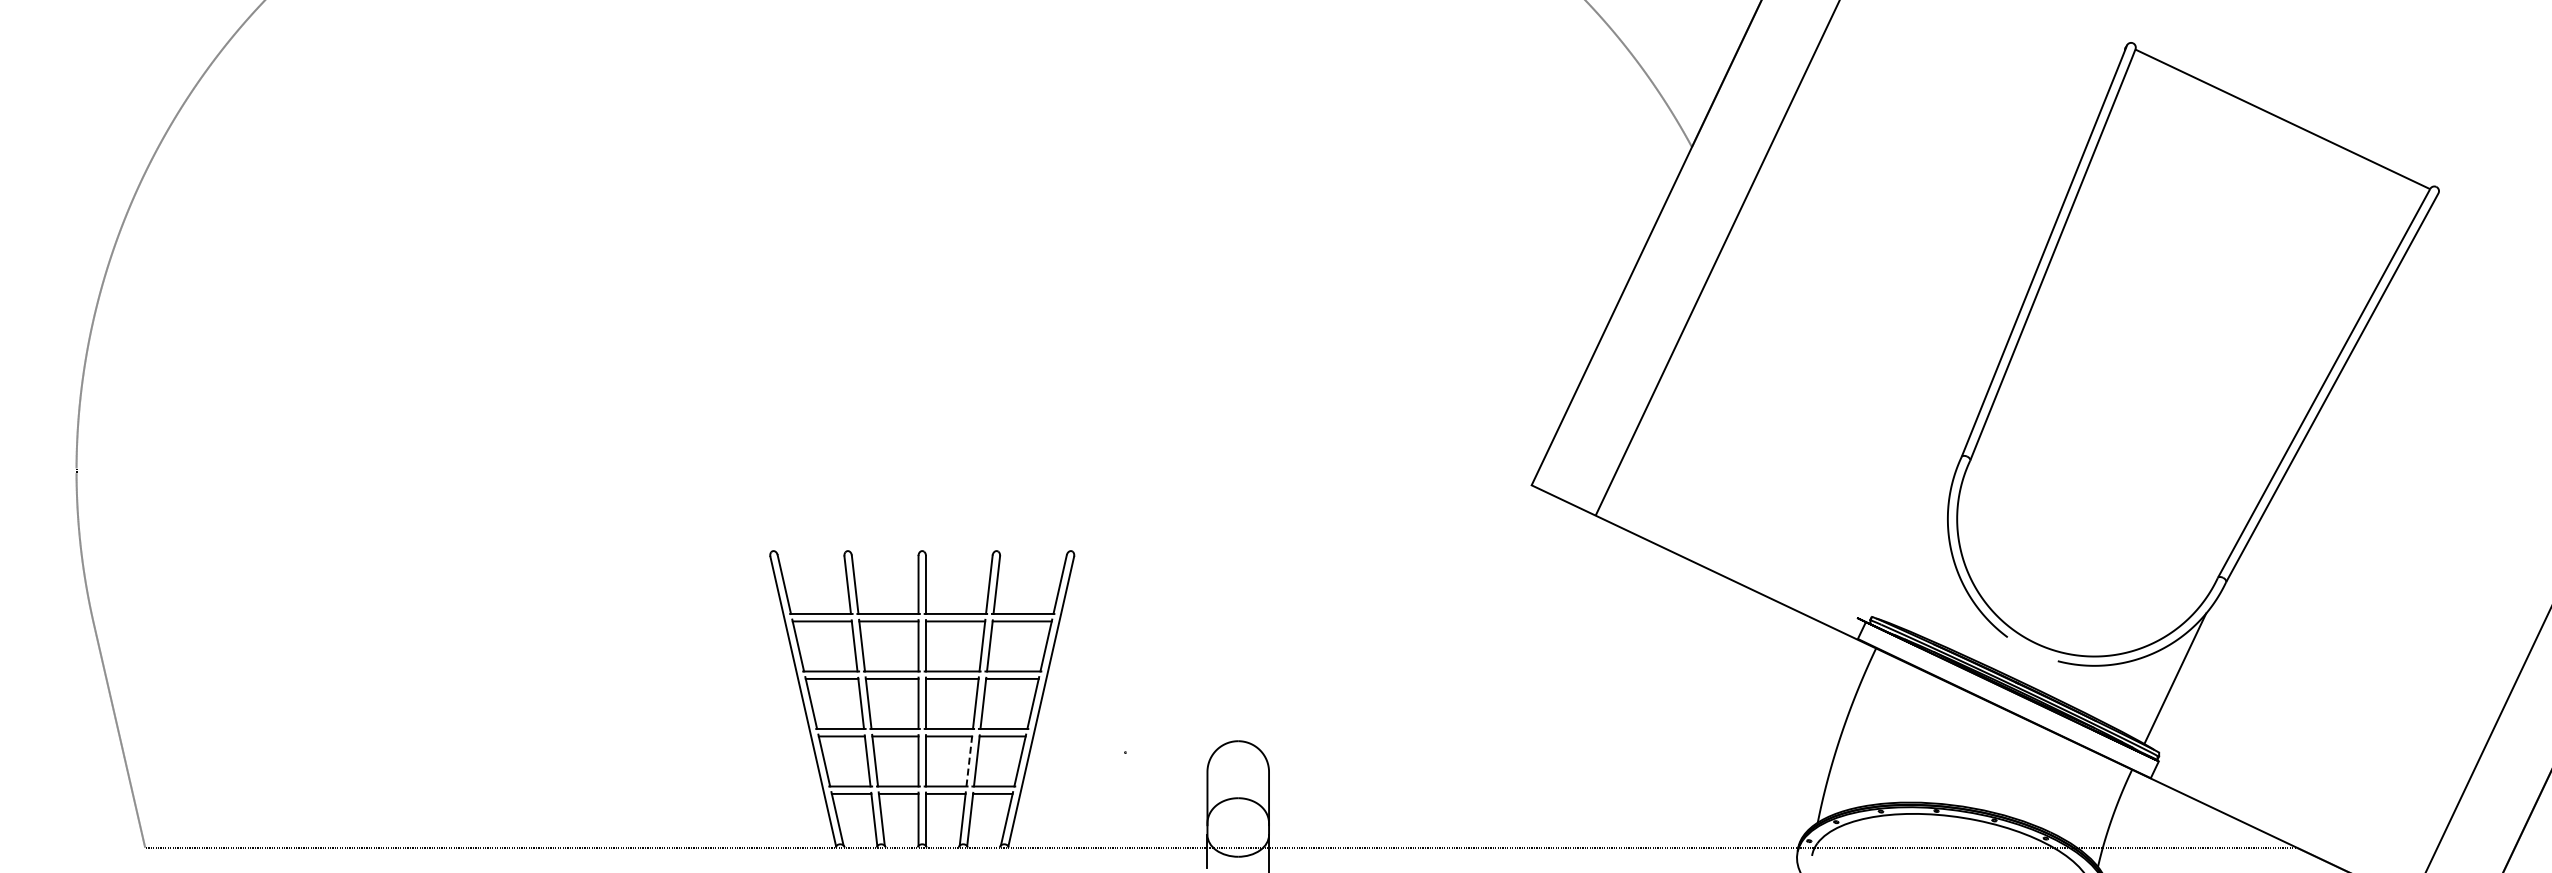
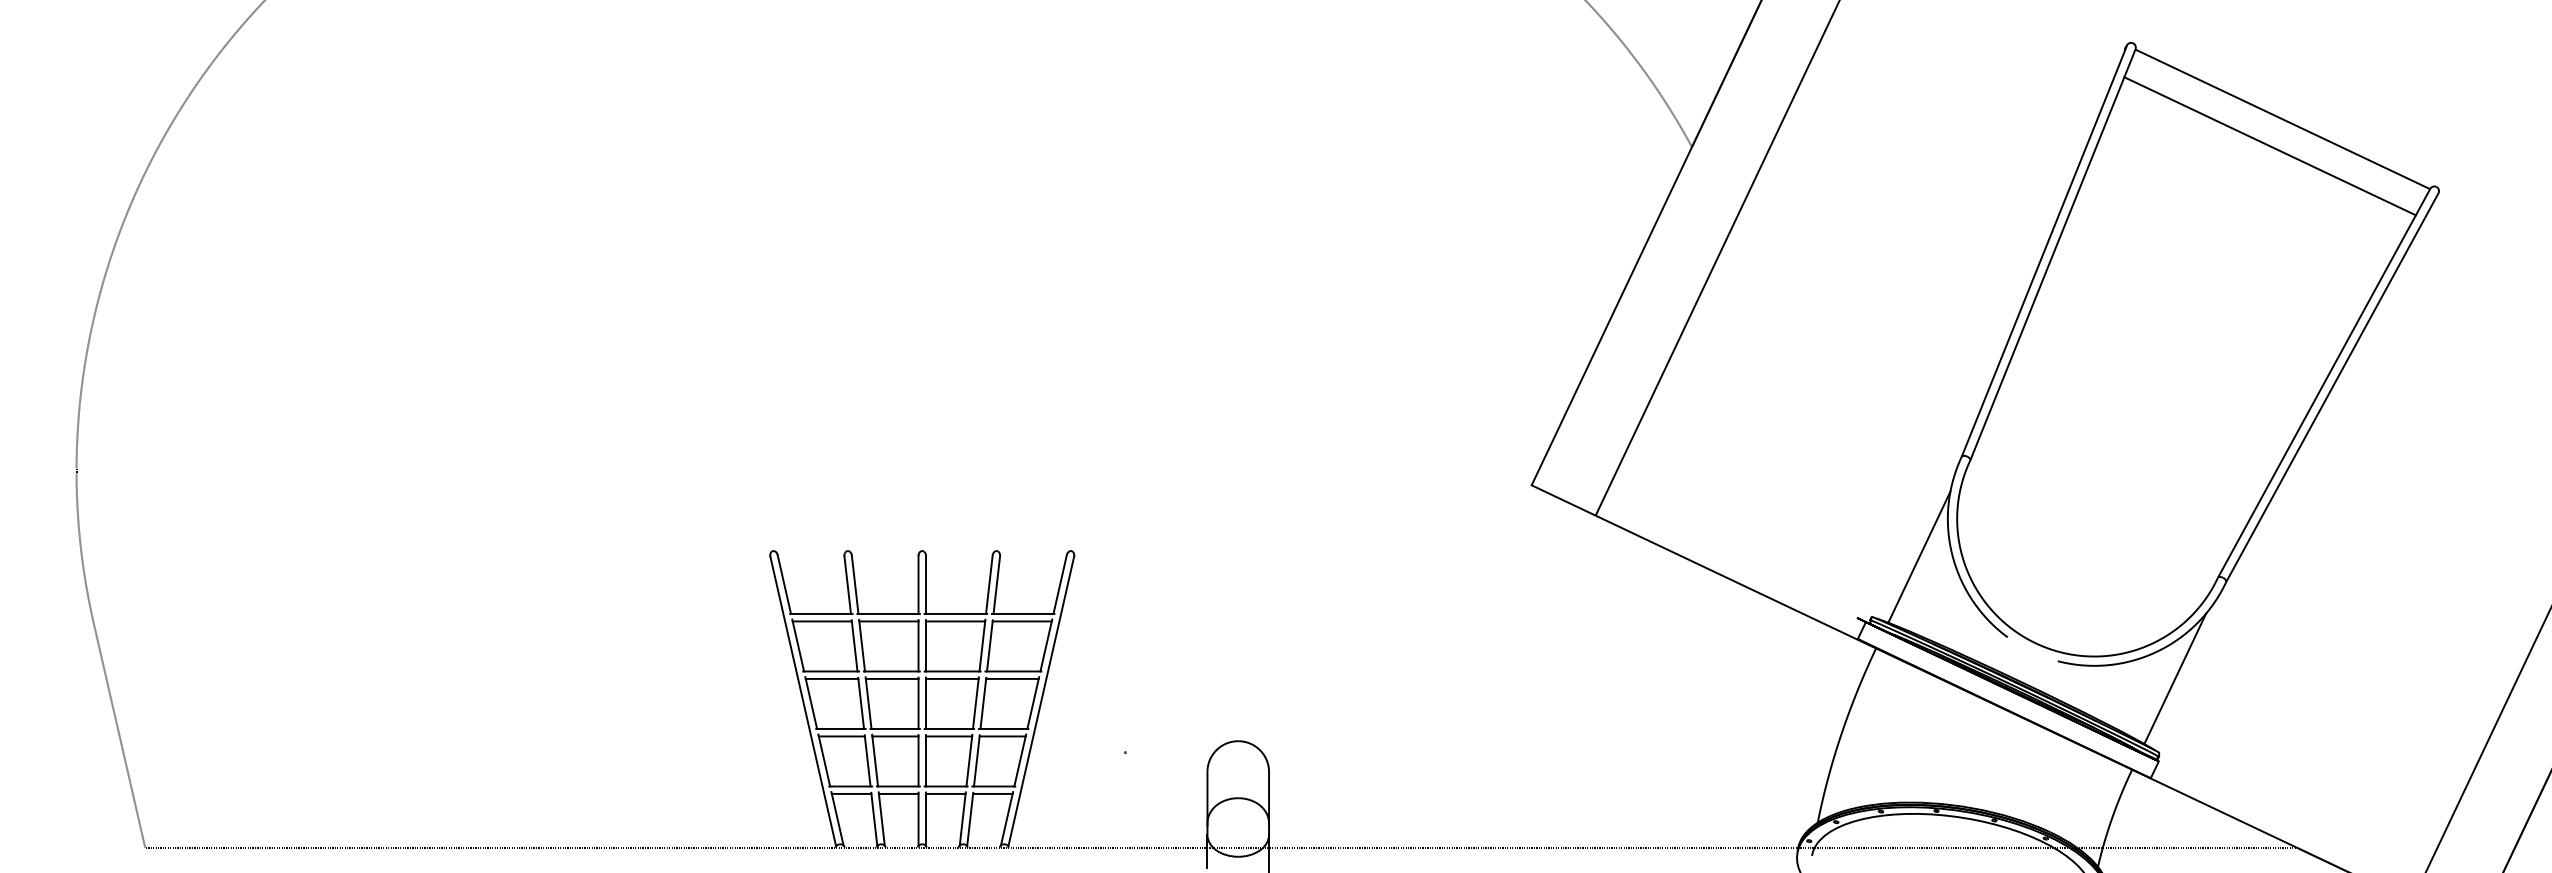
line: none -> present (2269, 146)
line: none -> present (1919, 556)
line: dashed -> solid (969, 760)
